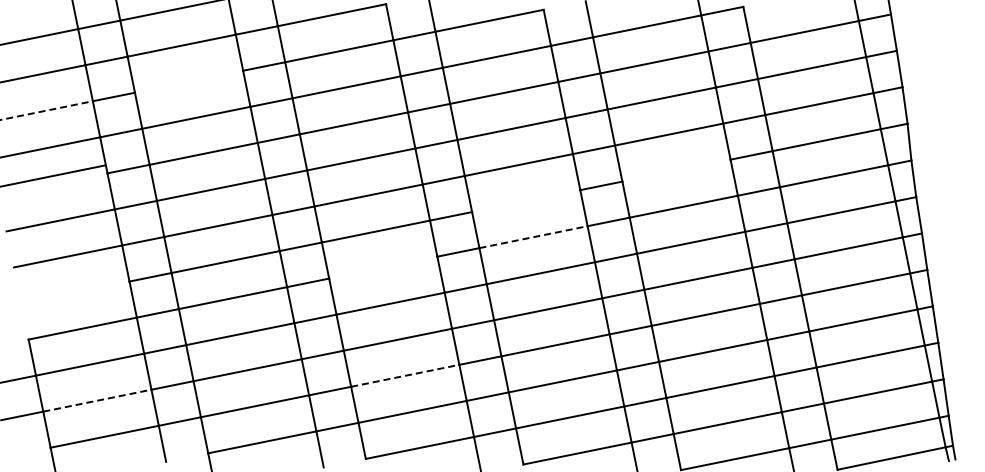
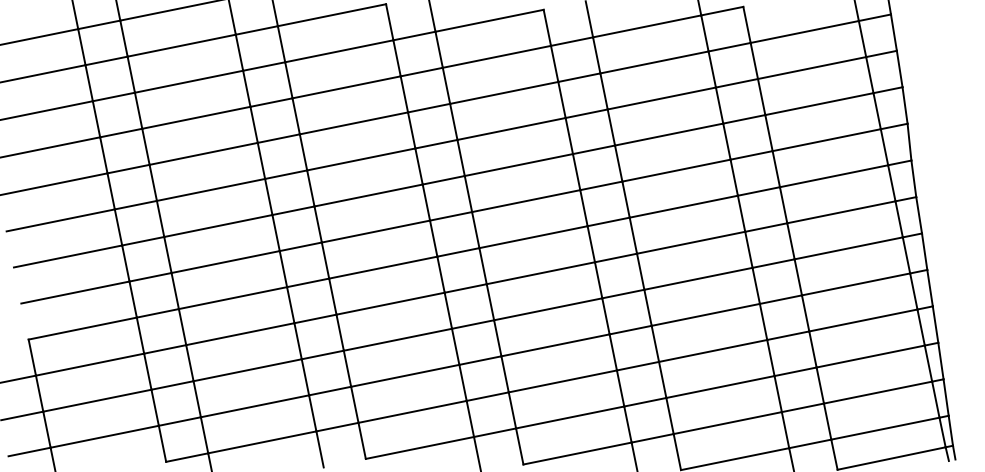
line: none -> present (188, 81)
line: dashed -> solid (47, 110)
line: none -> present (676, 170)
line position: (53, 175) -> (54, 183) (54, 183)
line: none -> present (526, 201)
line: dashed -> solid (534, 237)
line: none -> present (383, 267)
line: none -> present (75, 292)
line: dashed -> solid (405, 375)
line: dashed -> solid (97, 400)
line: none -> present (29, 451)
line: none -> present (187, 457)
